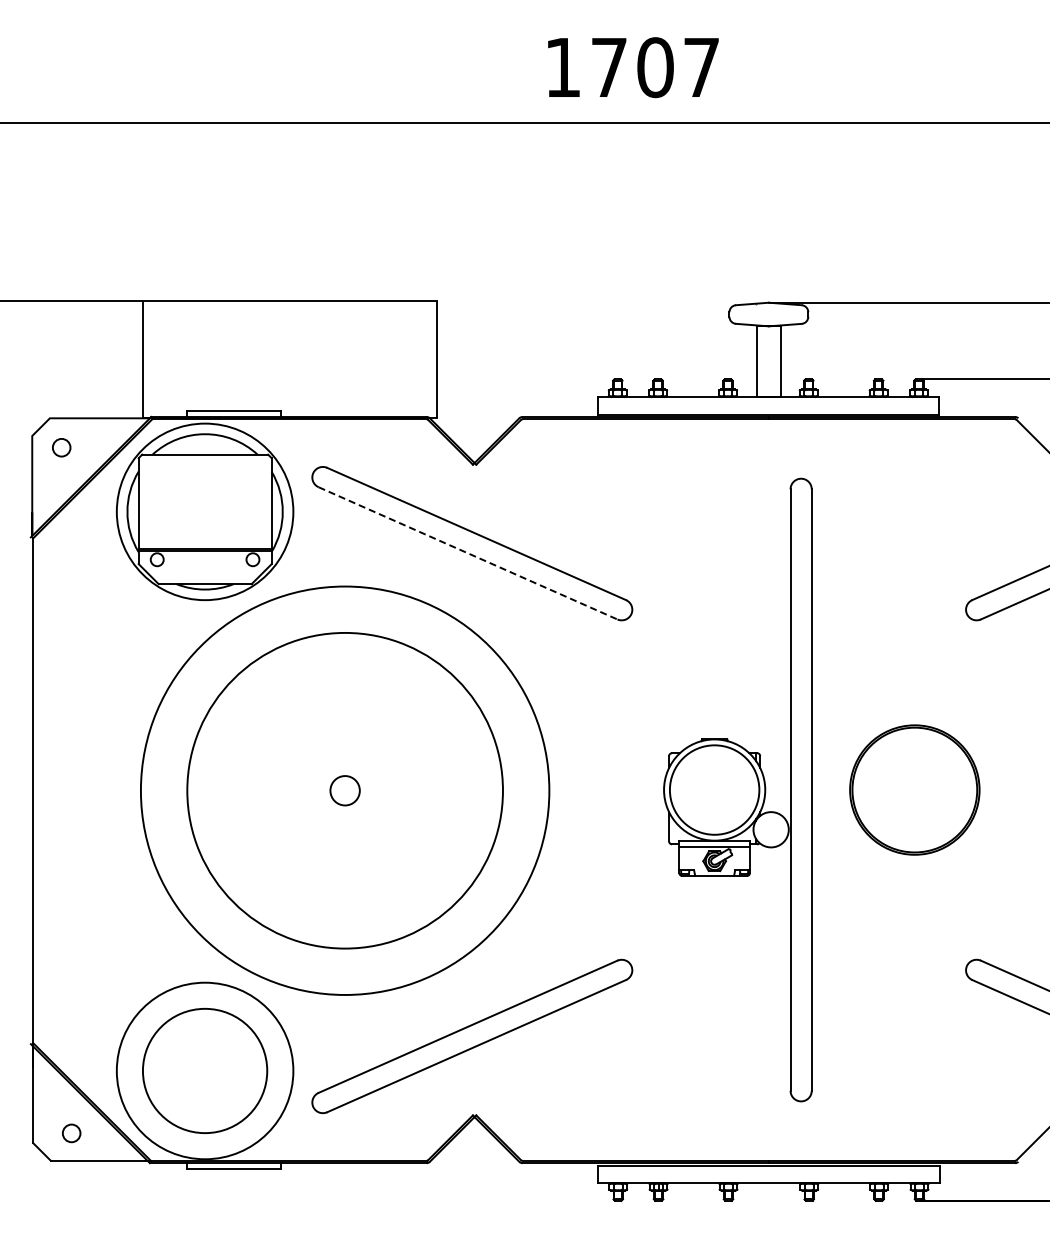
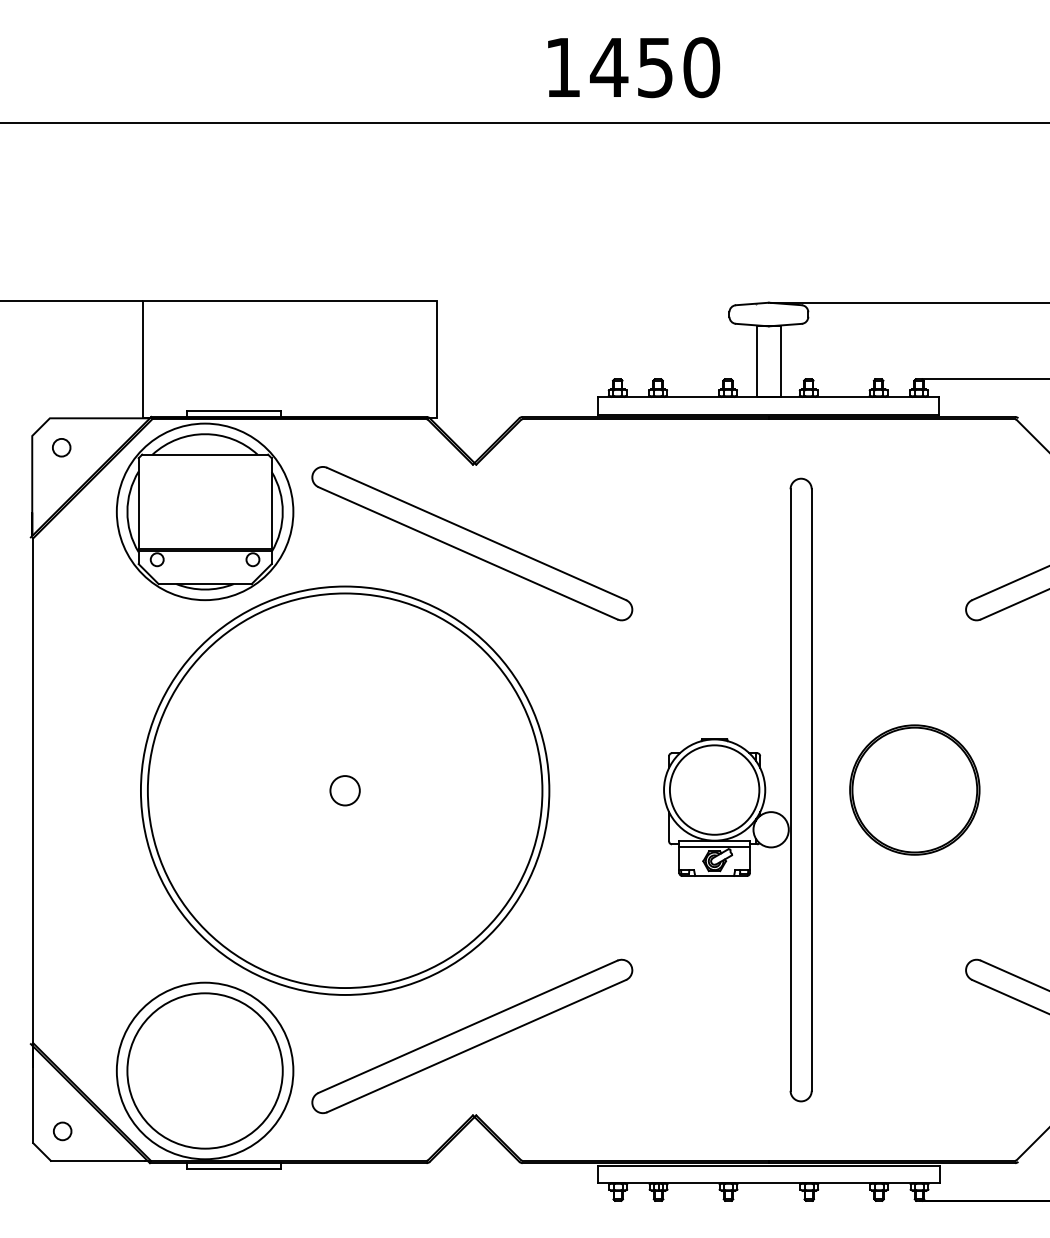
text: 1707 -> 1450 (655, 67)
line: dashed -> solid (468, 553)
circle diameter: 316 px -> 395 px (344, 790)
circle diameter: 124 px -> 155 px (204, 1070)
circle position: (71, 1133) -> (62, 1131) (62, 1131)
